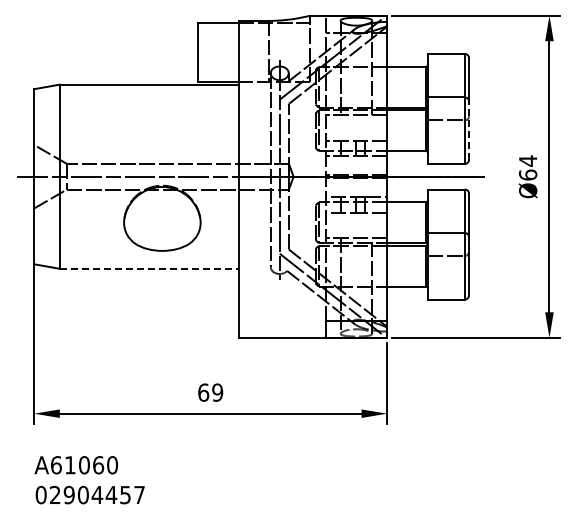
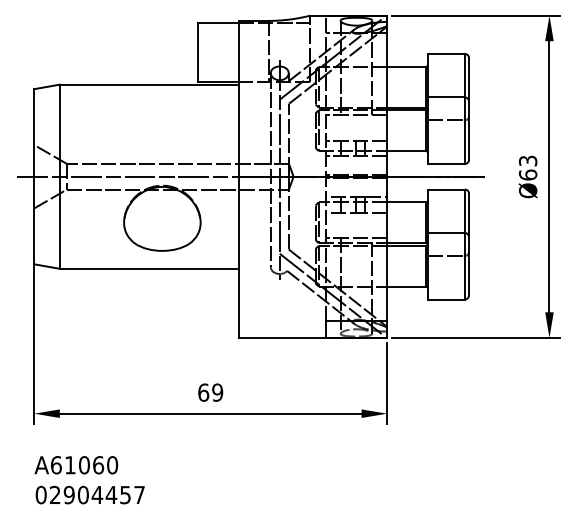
line: dashed -> solid (469, 130)
text: Ø64 -> Ø63 (527, 160)
line: dashed -> solid (149, 268)
